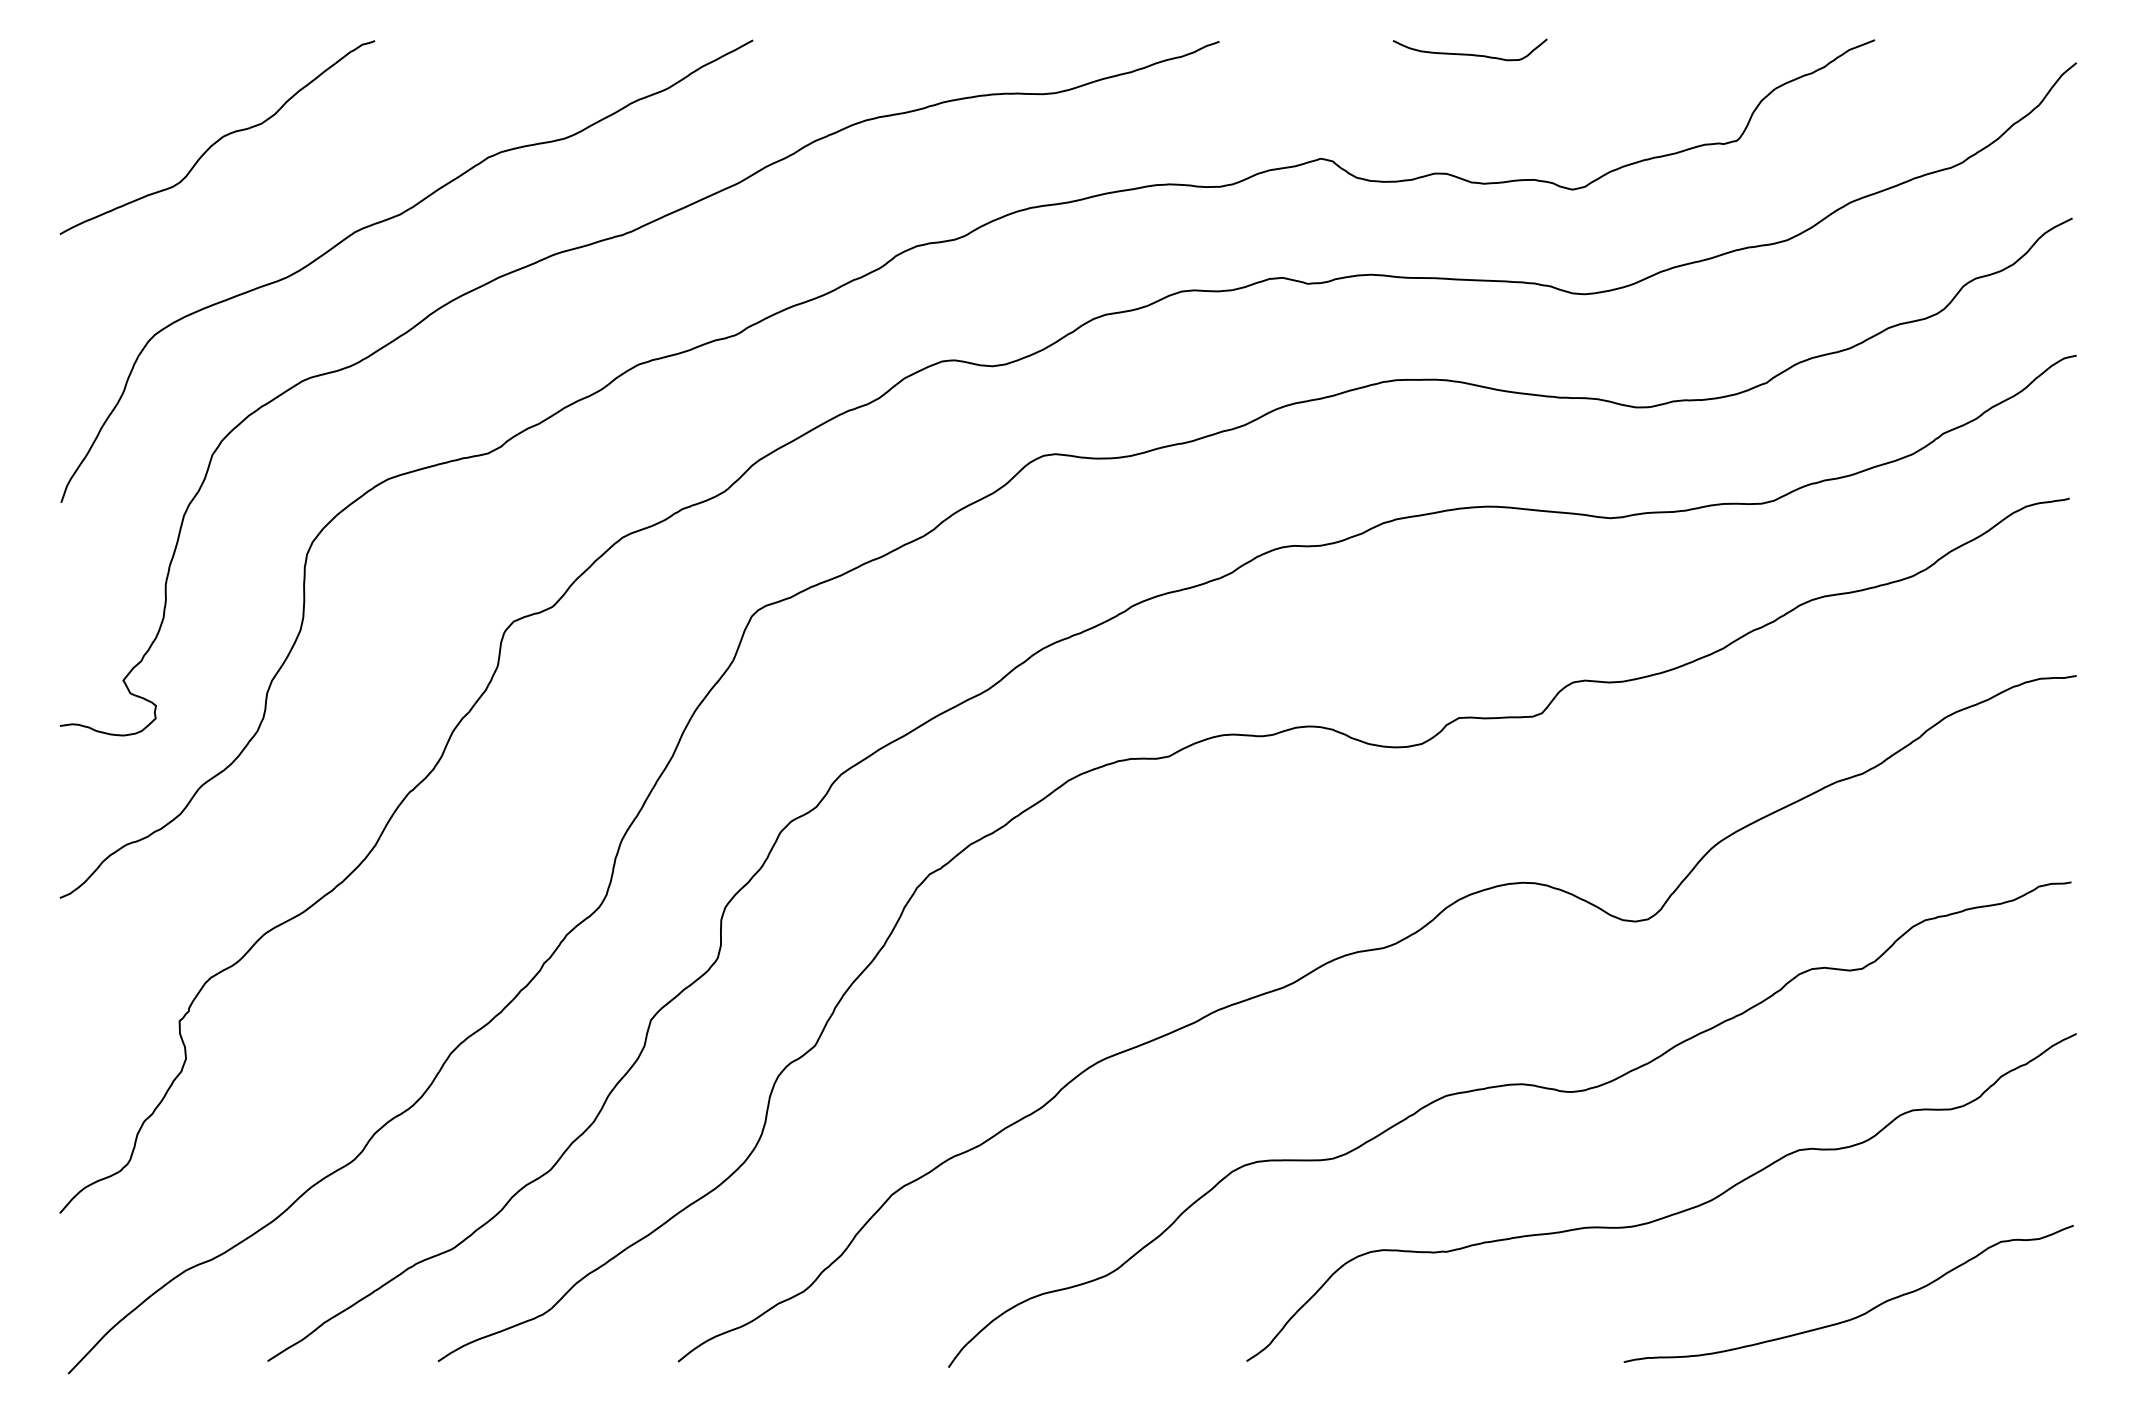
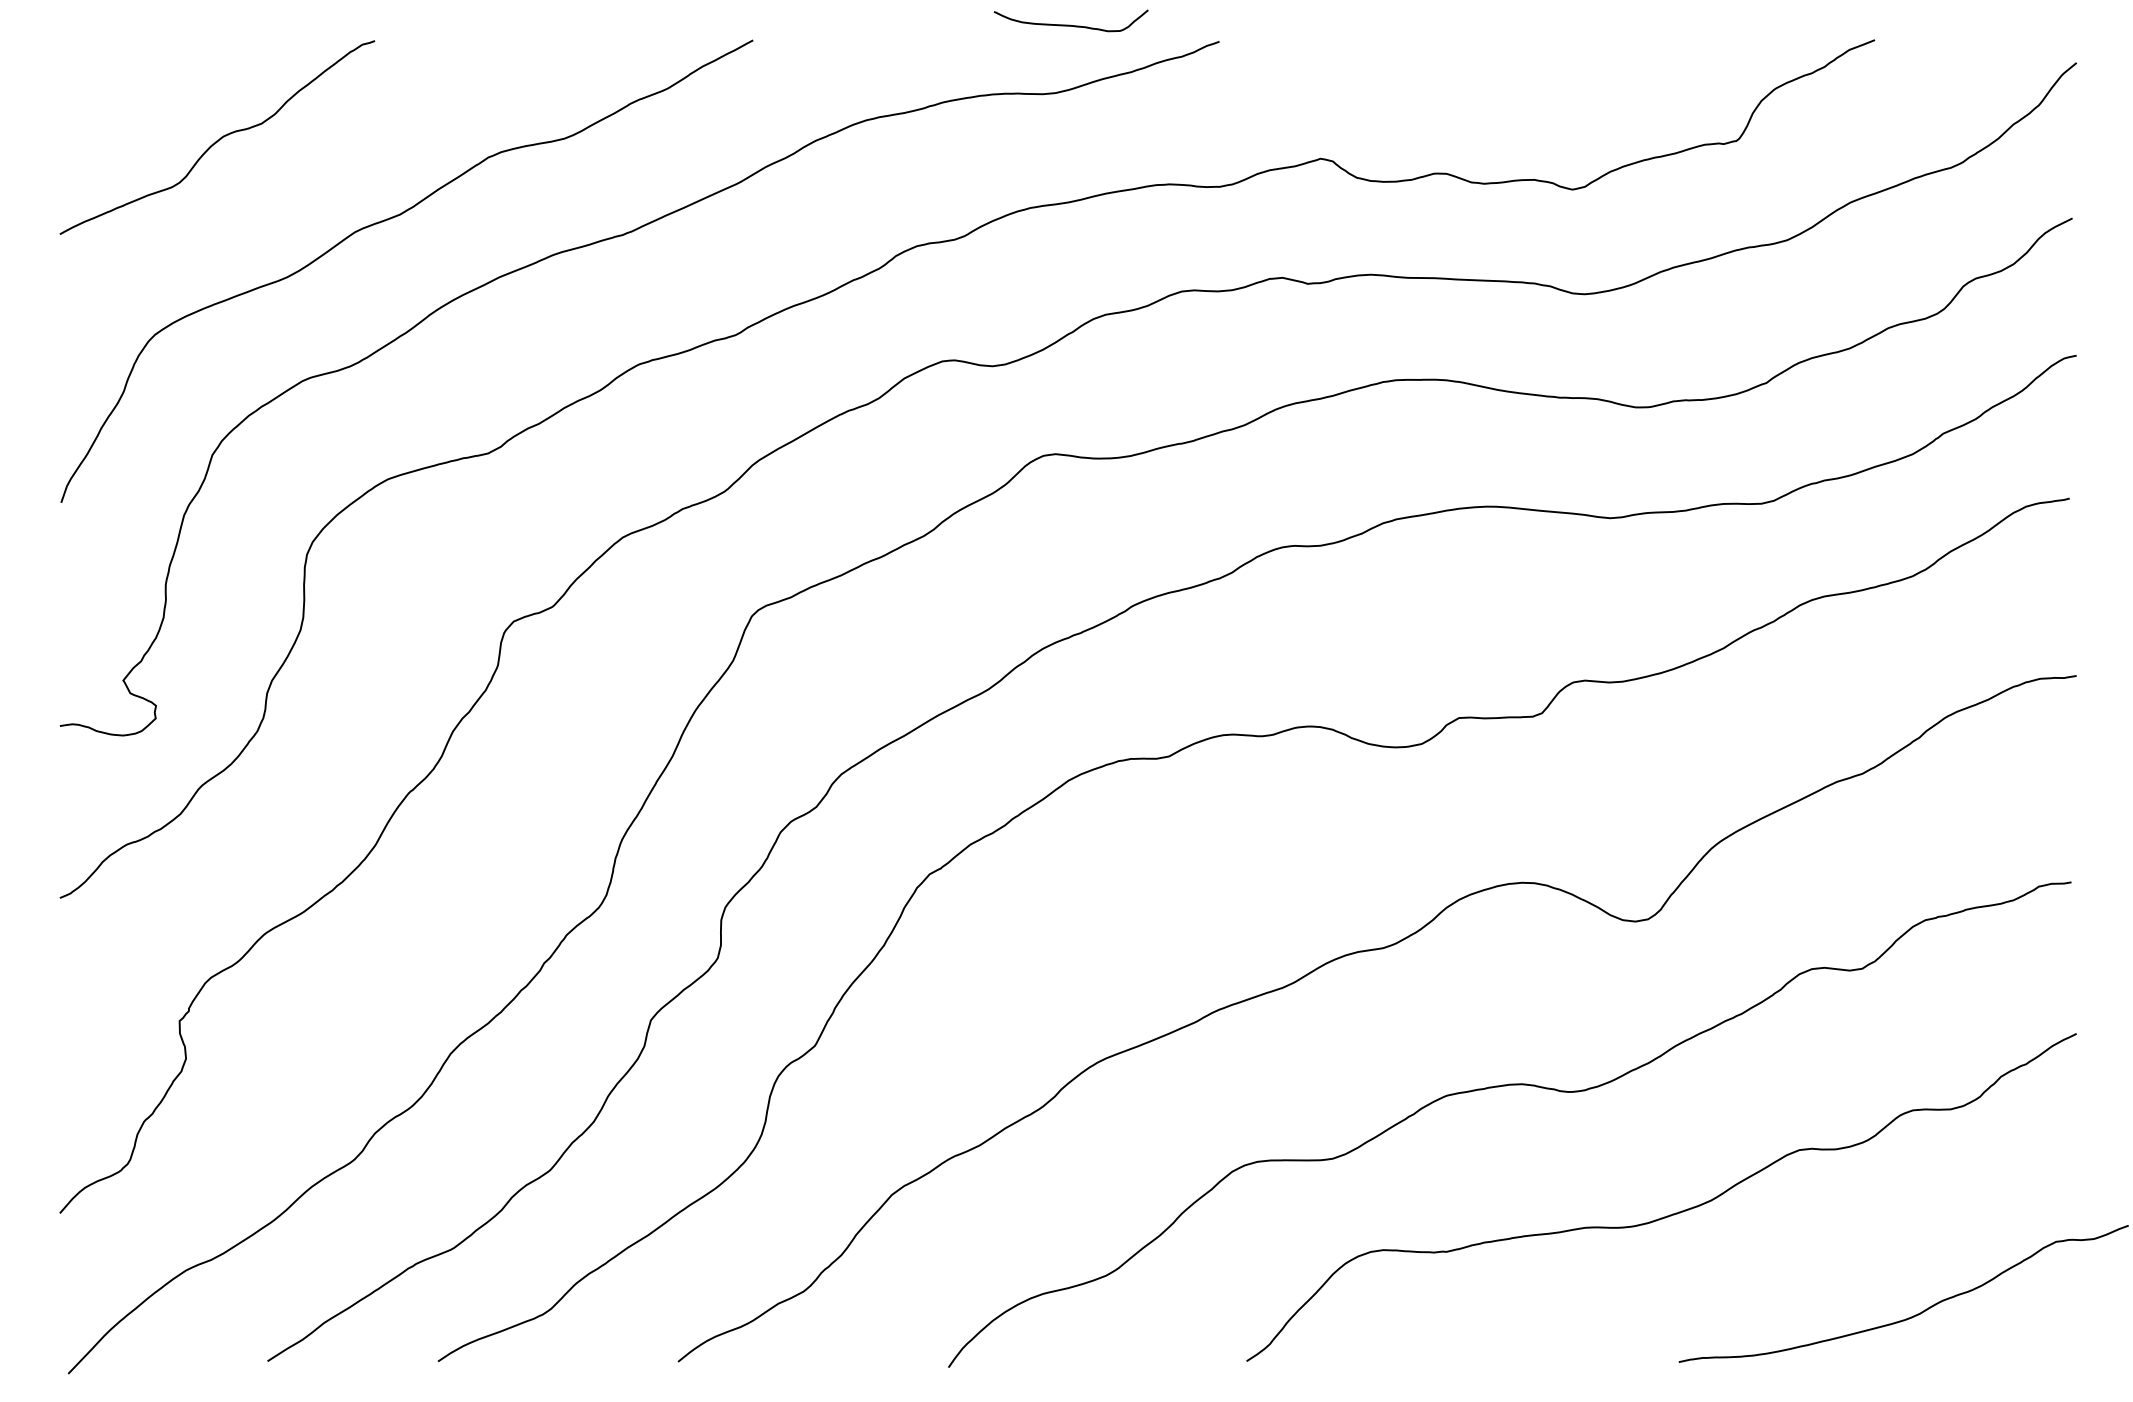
curve position: (1469, 53) -> (1070, 24) (1070, 24)
curve position: (1858, 1315) -> (1913, 1315) (1913, 1315)
